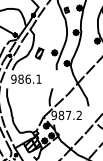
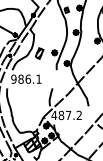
text: 987.2 -> 487.2 (54, 115)
